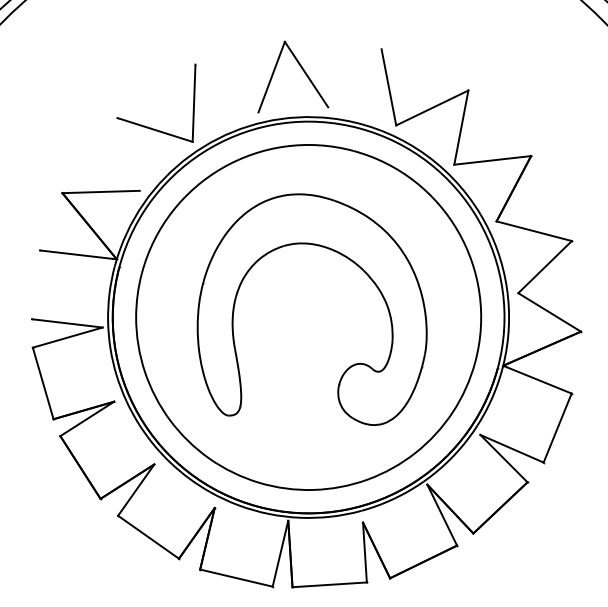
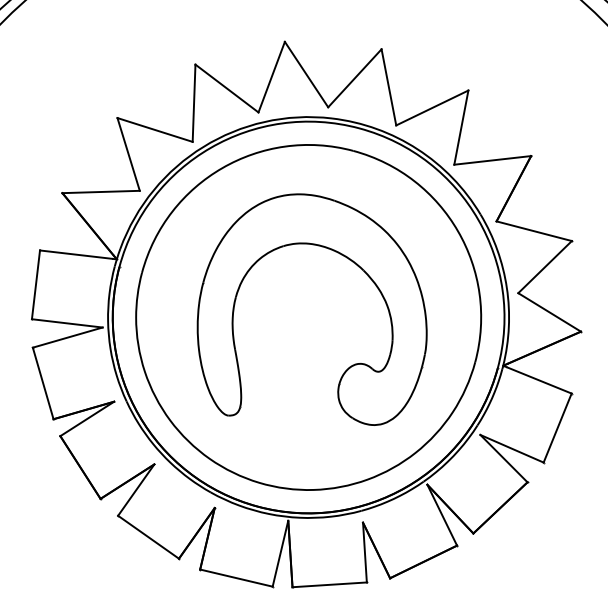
line: none -> present (354, 78)
line: none -> present (226, 88)
line: none -> present (128, 154)
line: none -> present (35, 284)
